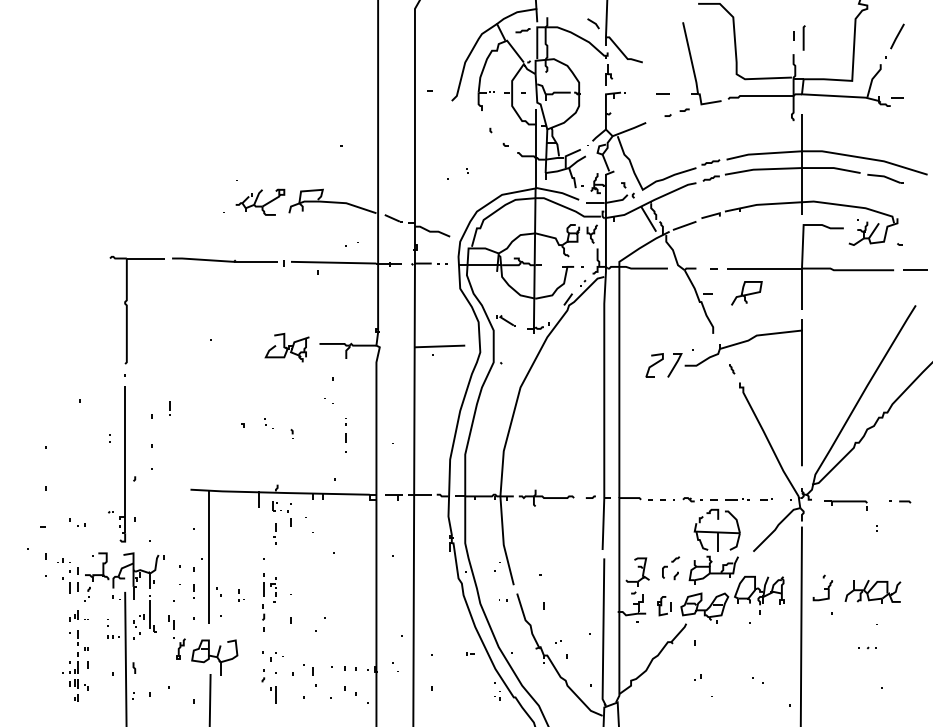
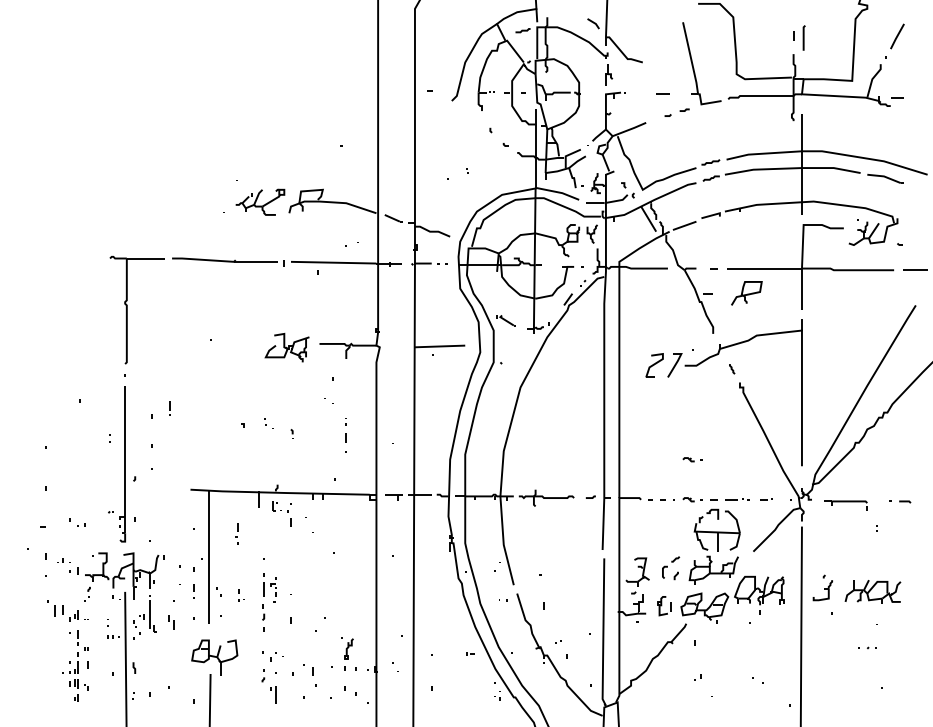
part: none -> present (692, 459)
part position: (274, 533) -> (236, 533) (236, 533)
part position: (70, 585) -> (55, 608) (55, 608)
part position: (179, 648) -> (347, 648) (347, 648)
